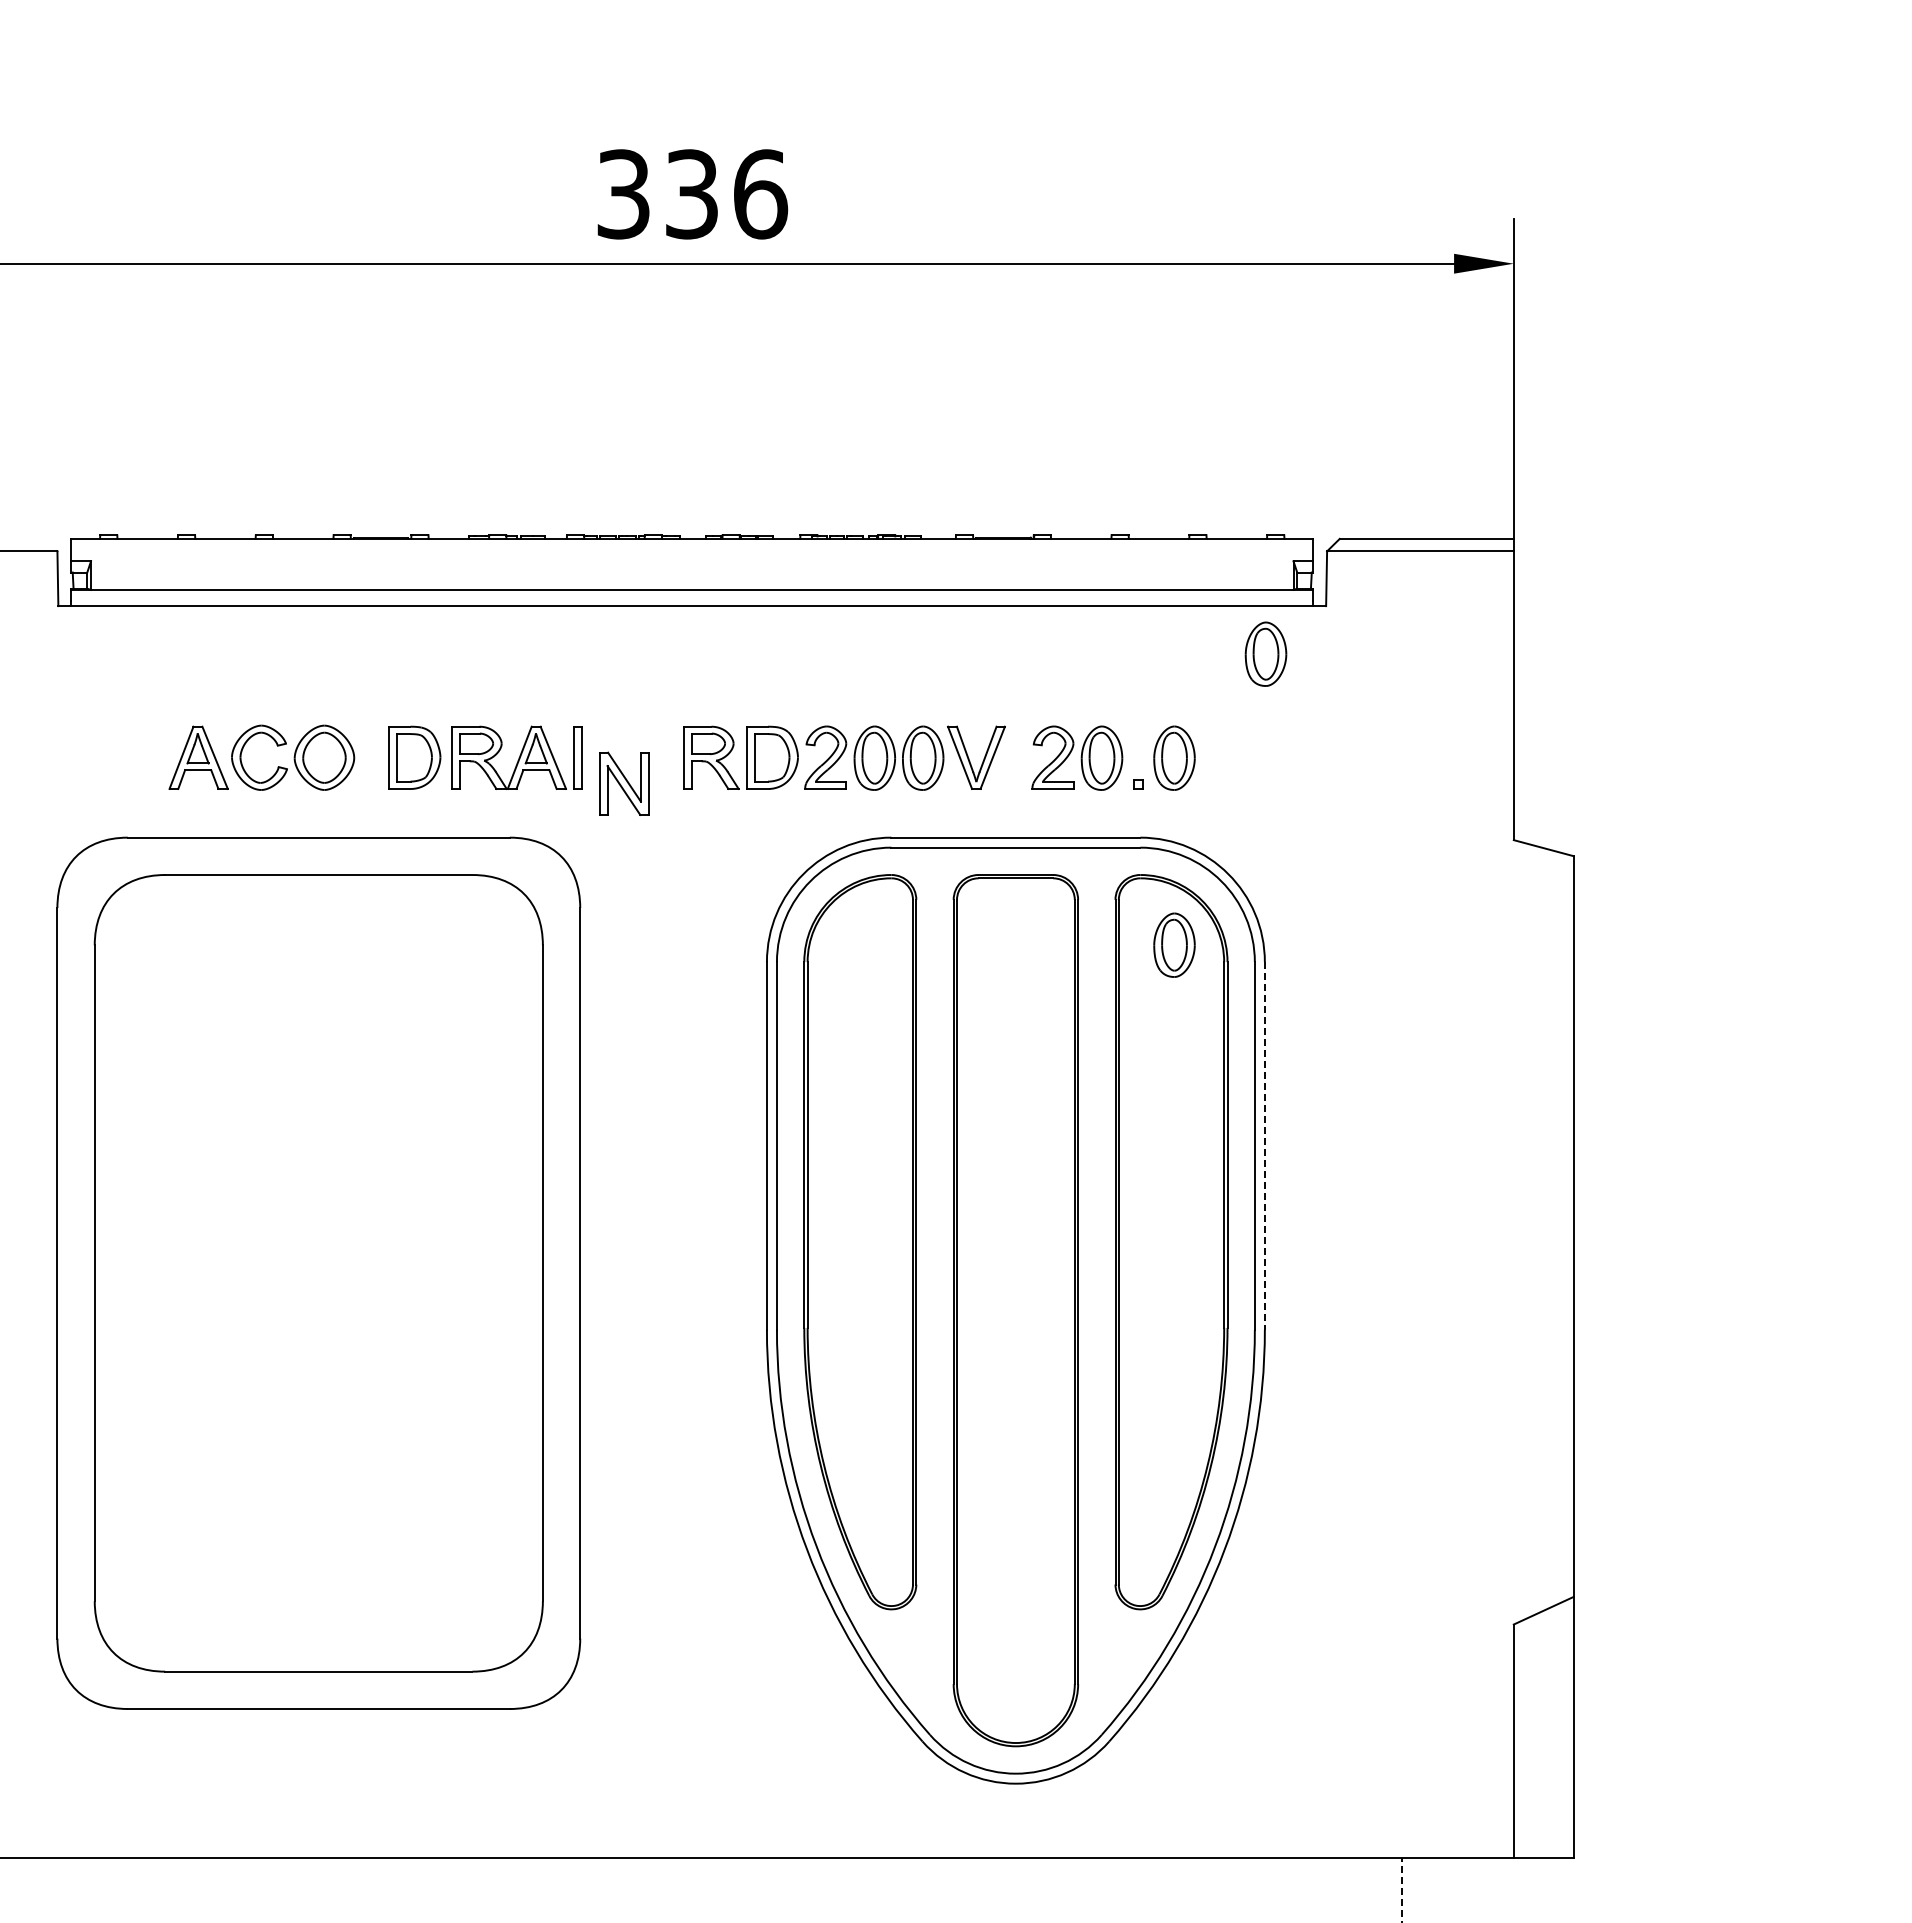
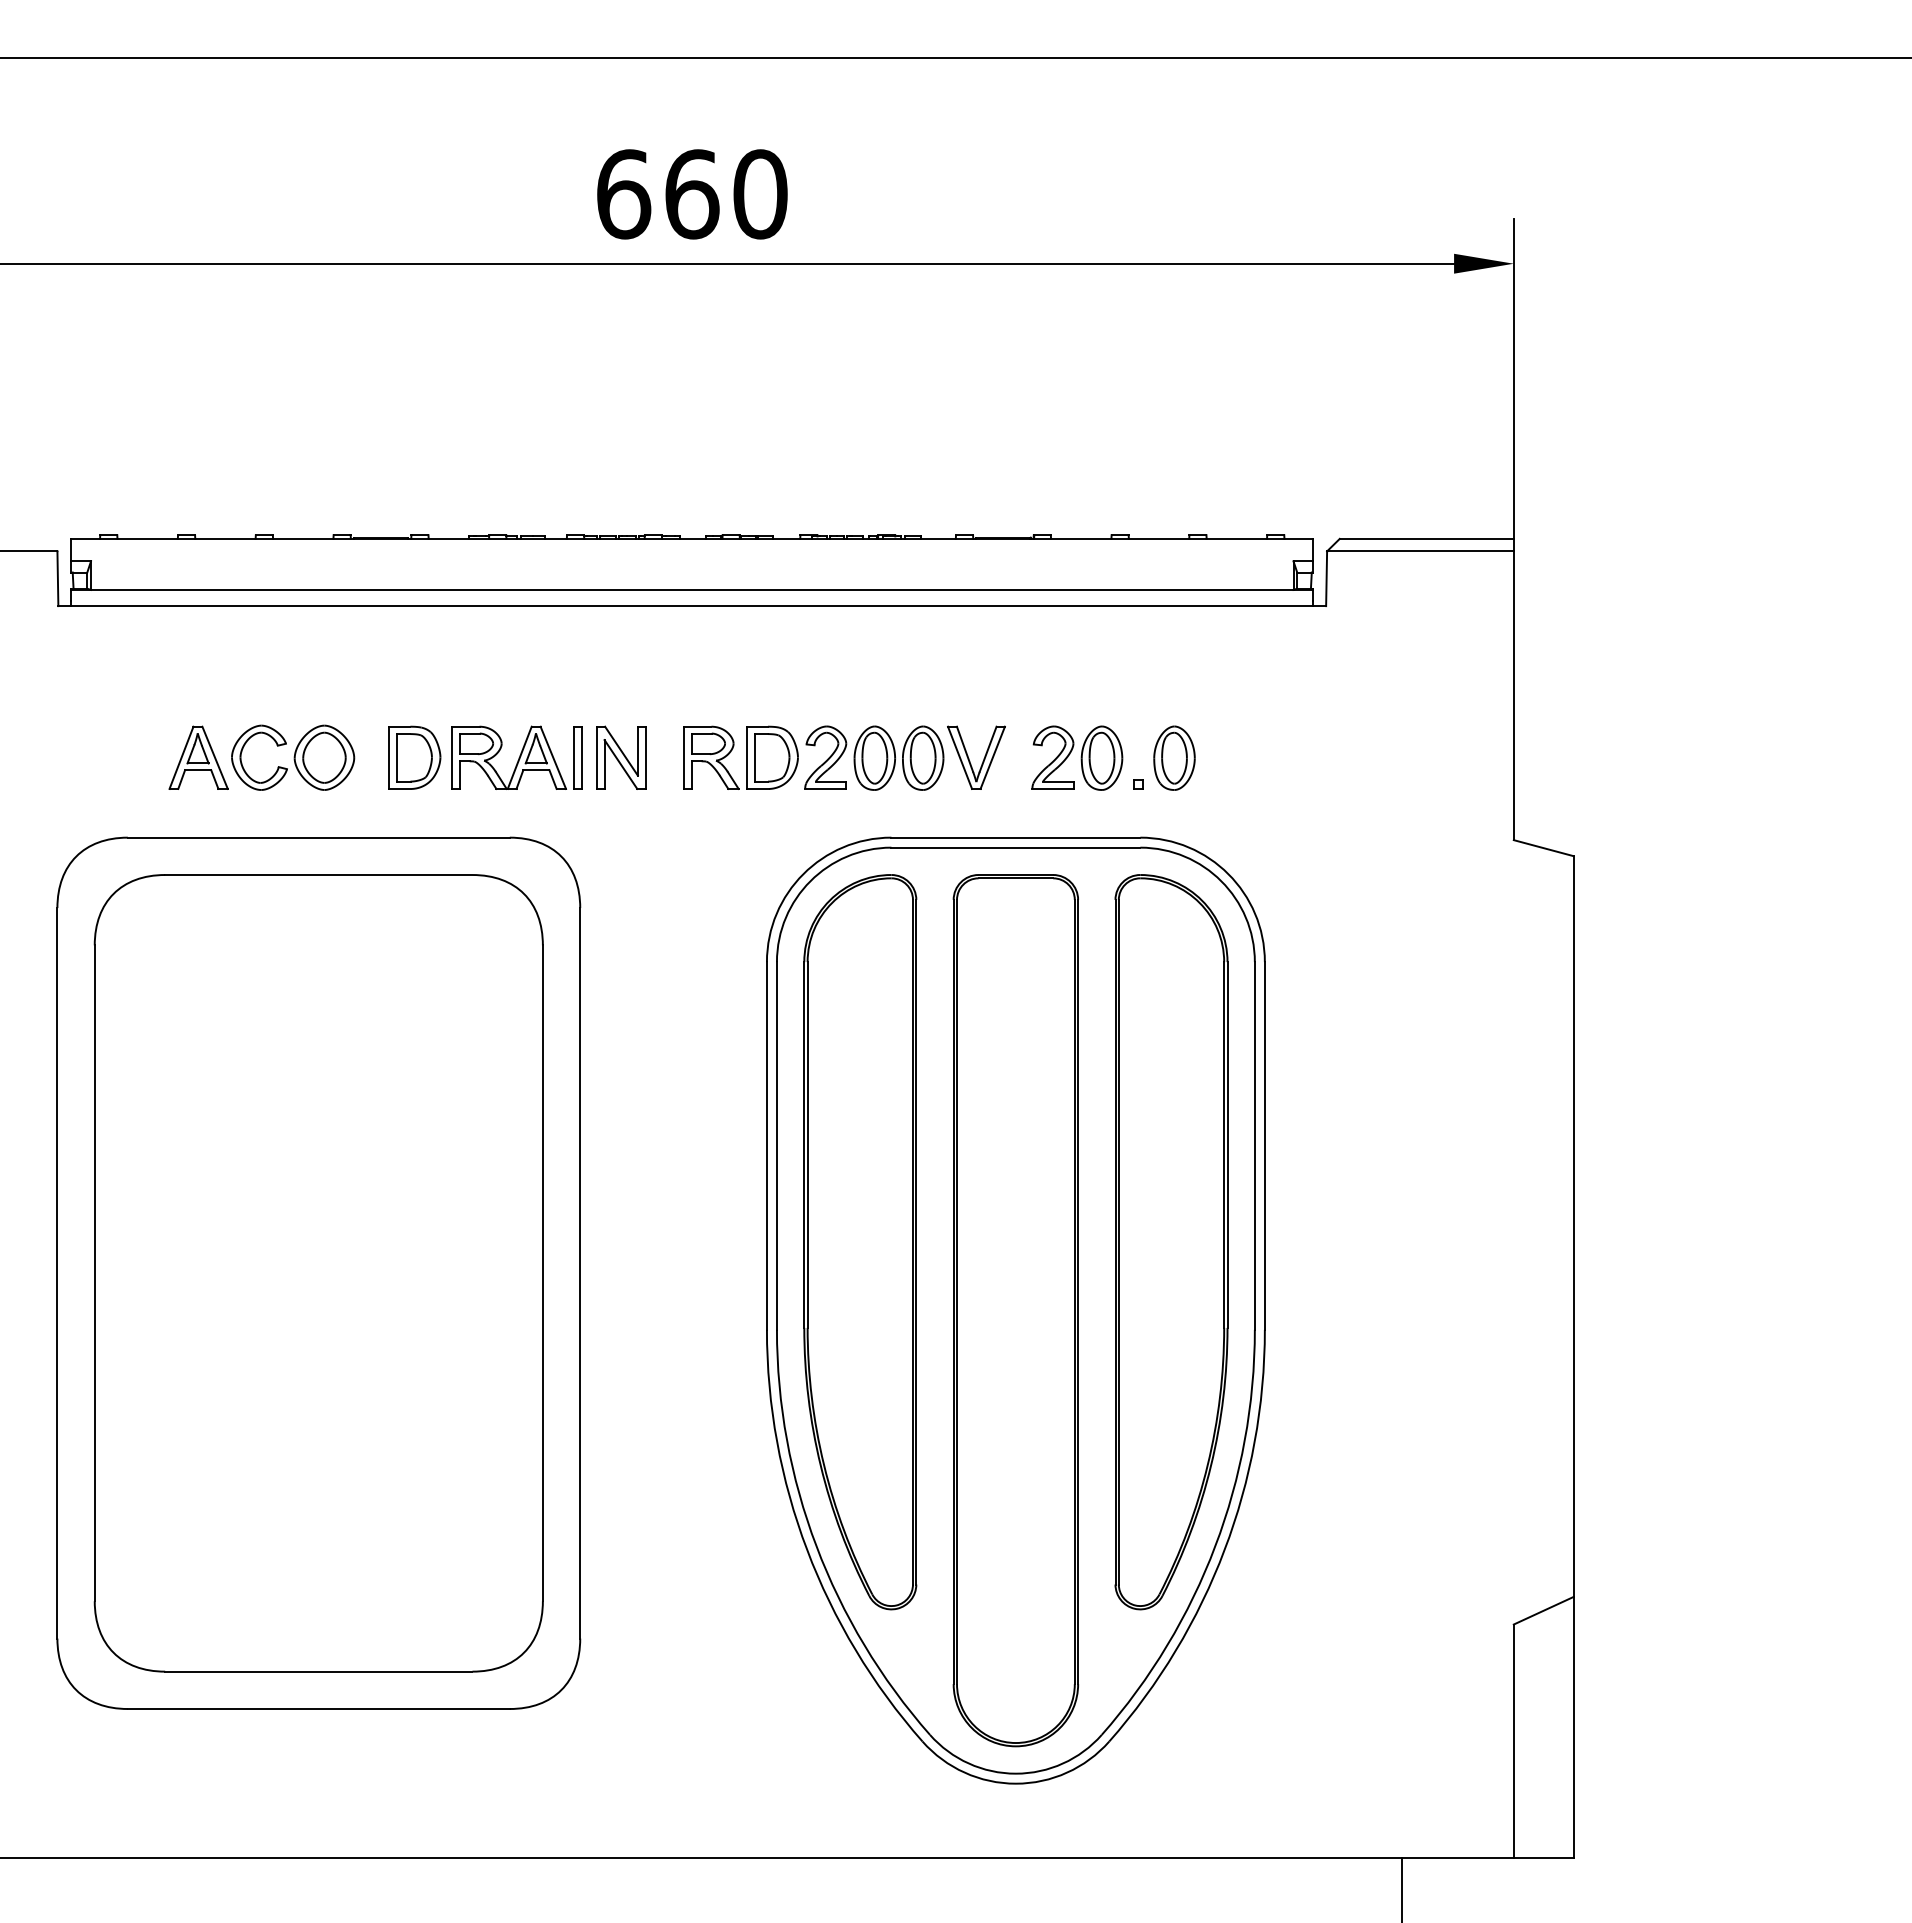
line: none -> present (955, 57)
text: 336 -> 660 (692, 194)
part: present -> none (1265, 653)
part position: (624, 783) -> (621, 757) (621, 757)
part: present -> none (1174, 944)
line: dashed -> solid (1264, 1146)
line: dashed -> solid (1401, 1890)
